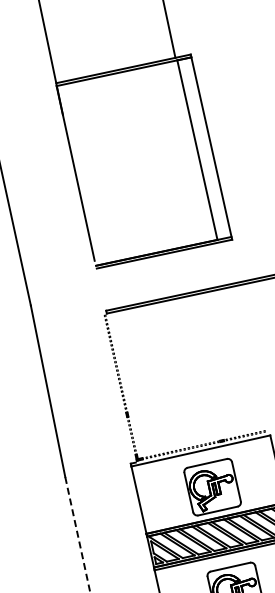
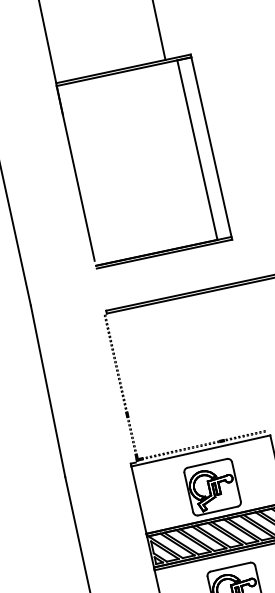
line position: (169, 29) -> (159, 30) (159, 30)
line: dashed -> solid (77, 535)
